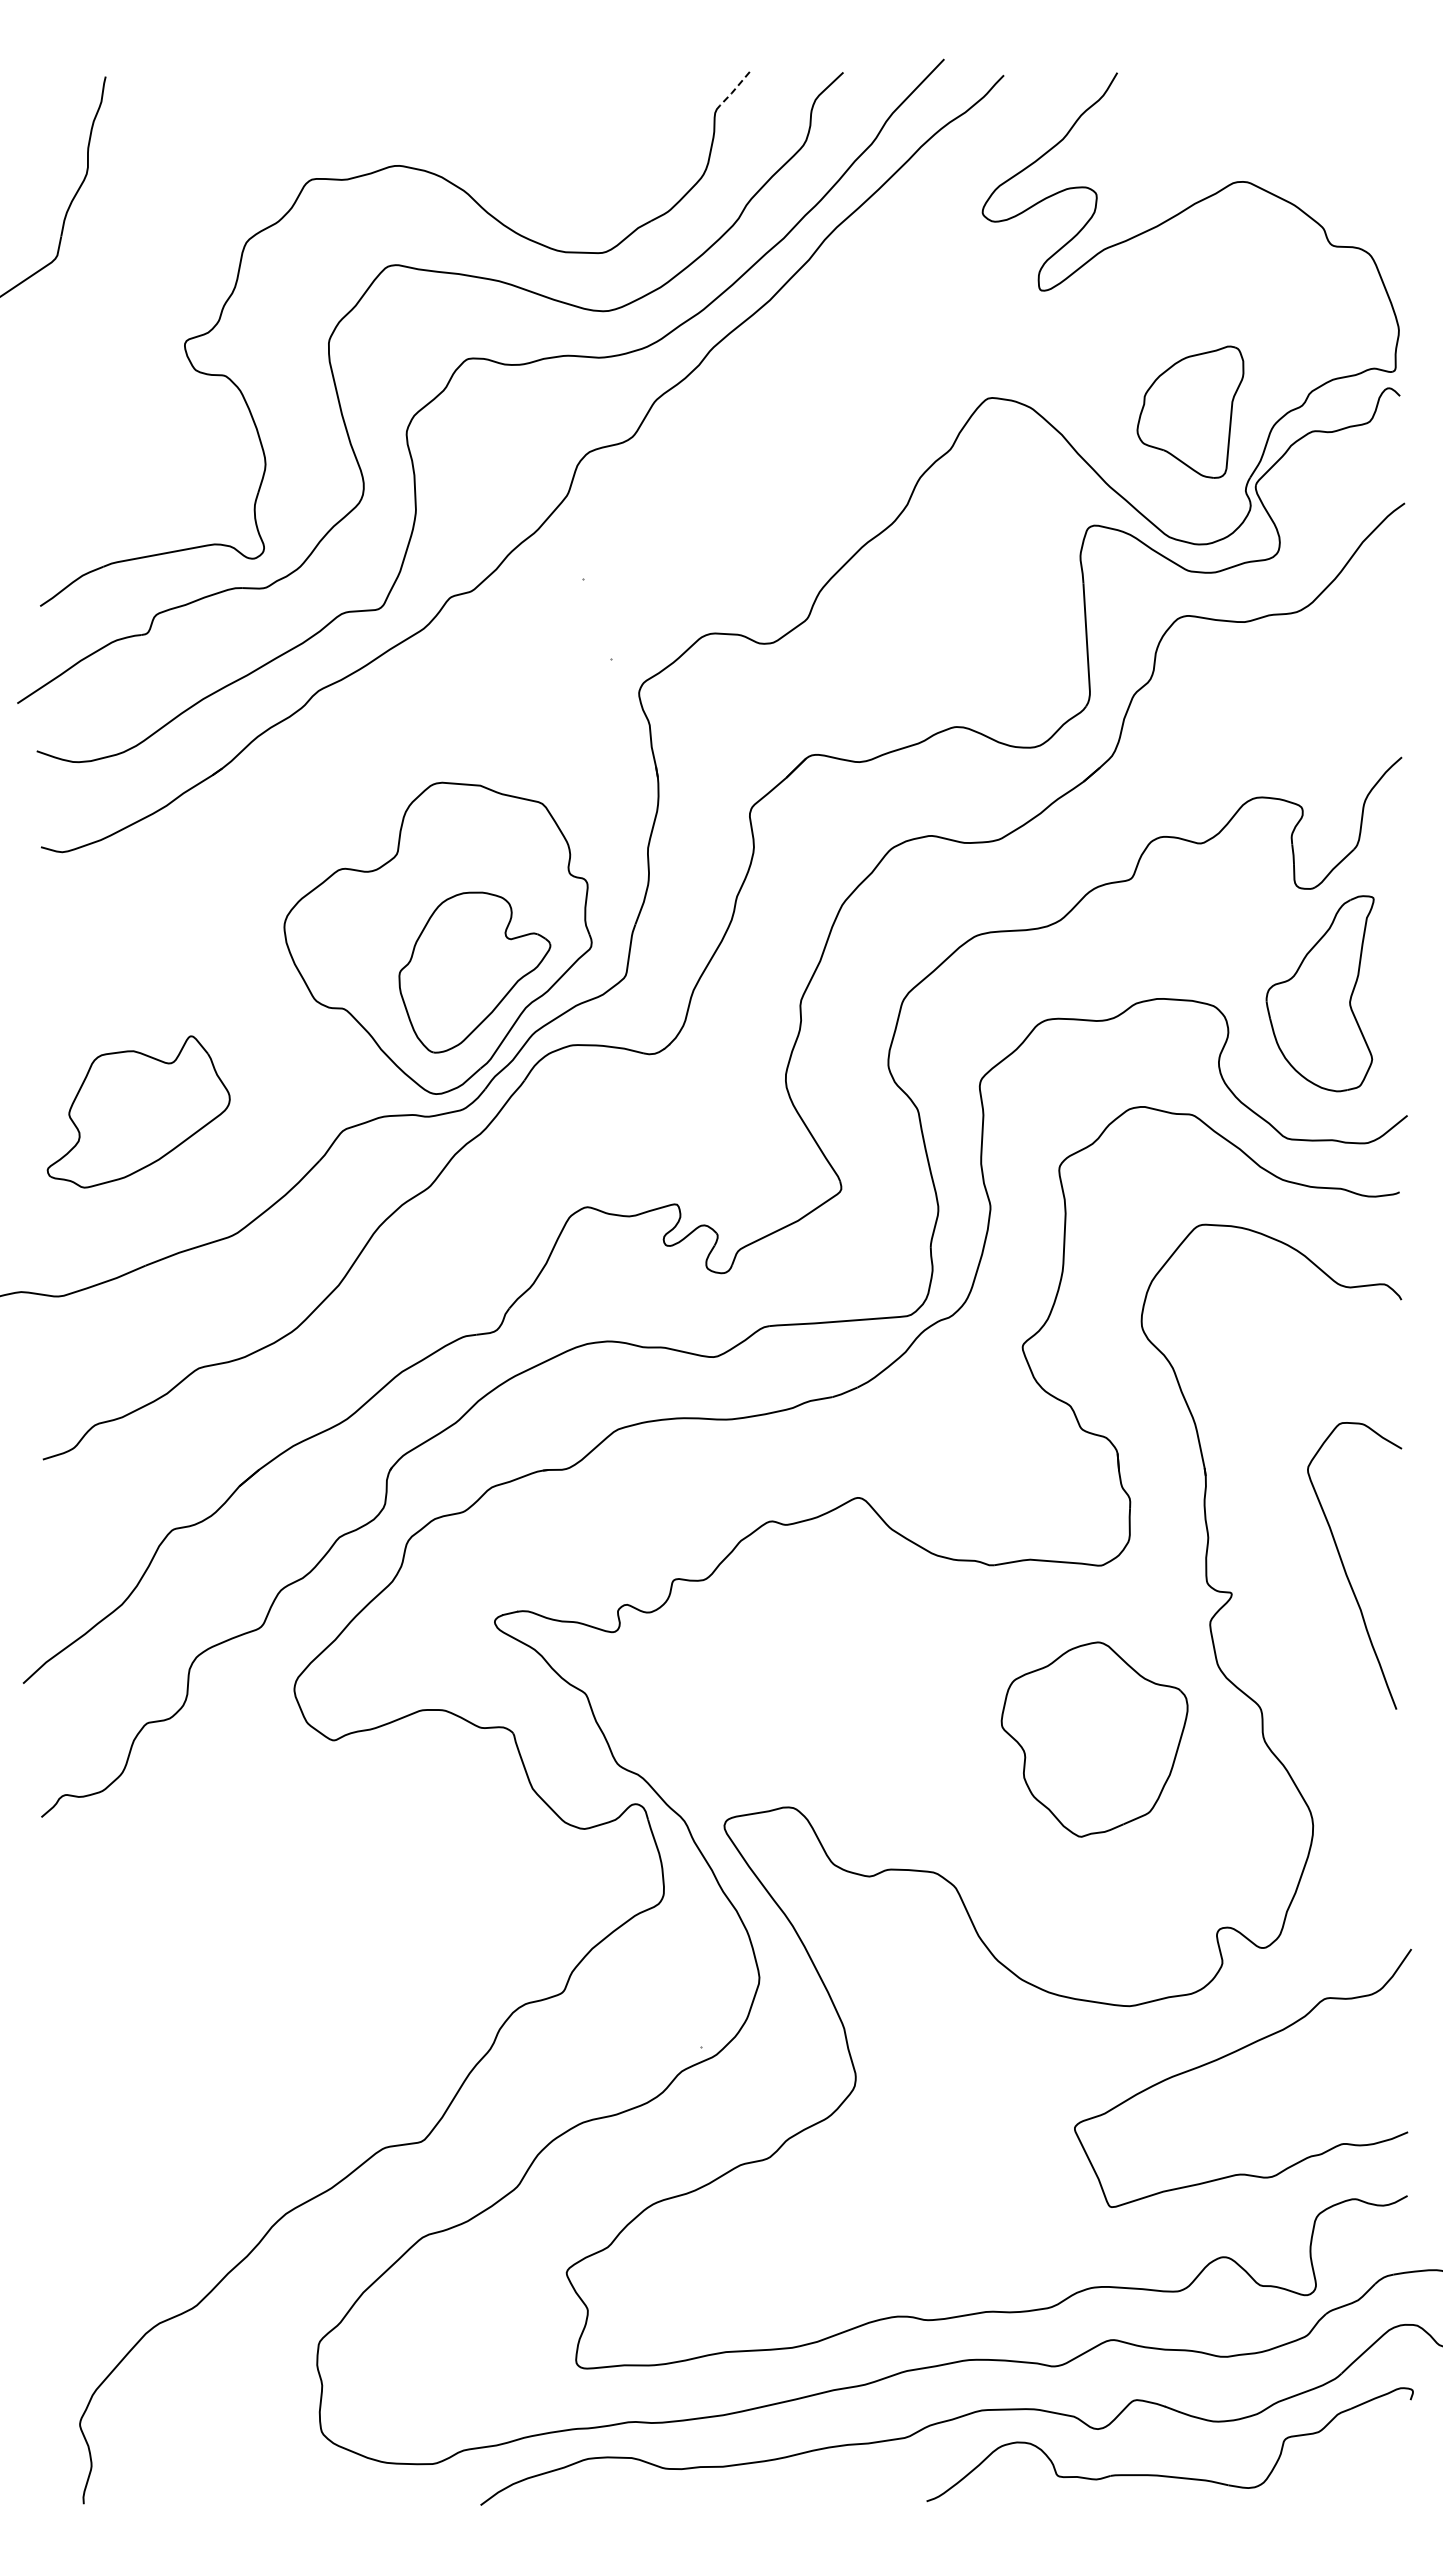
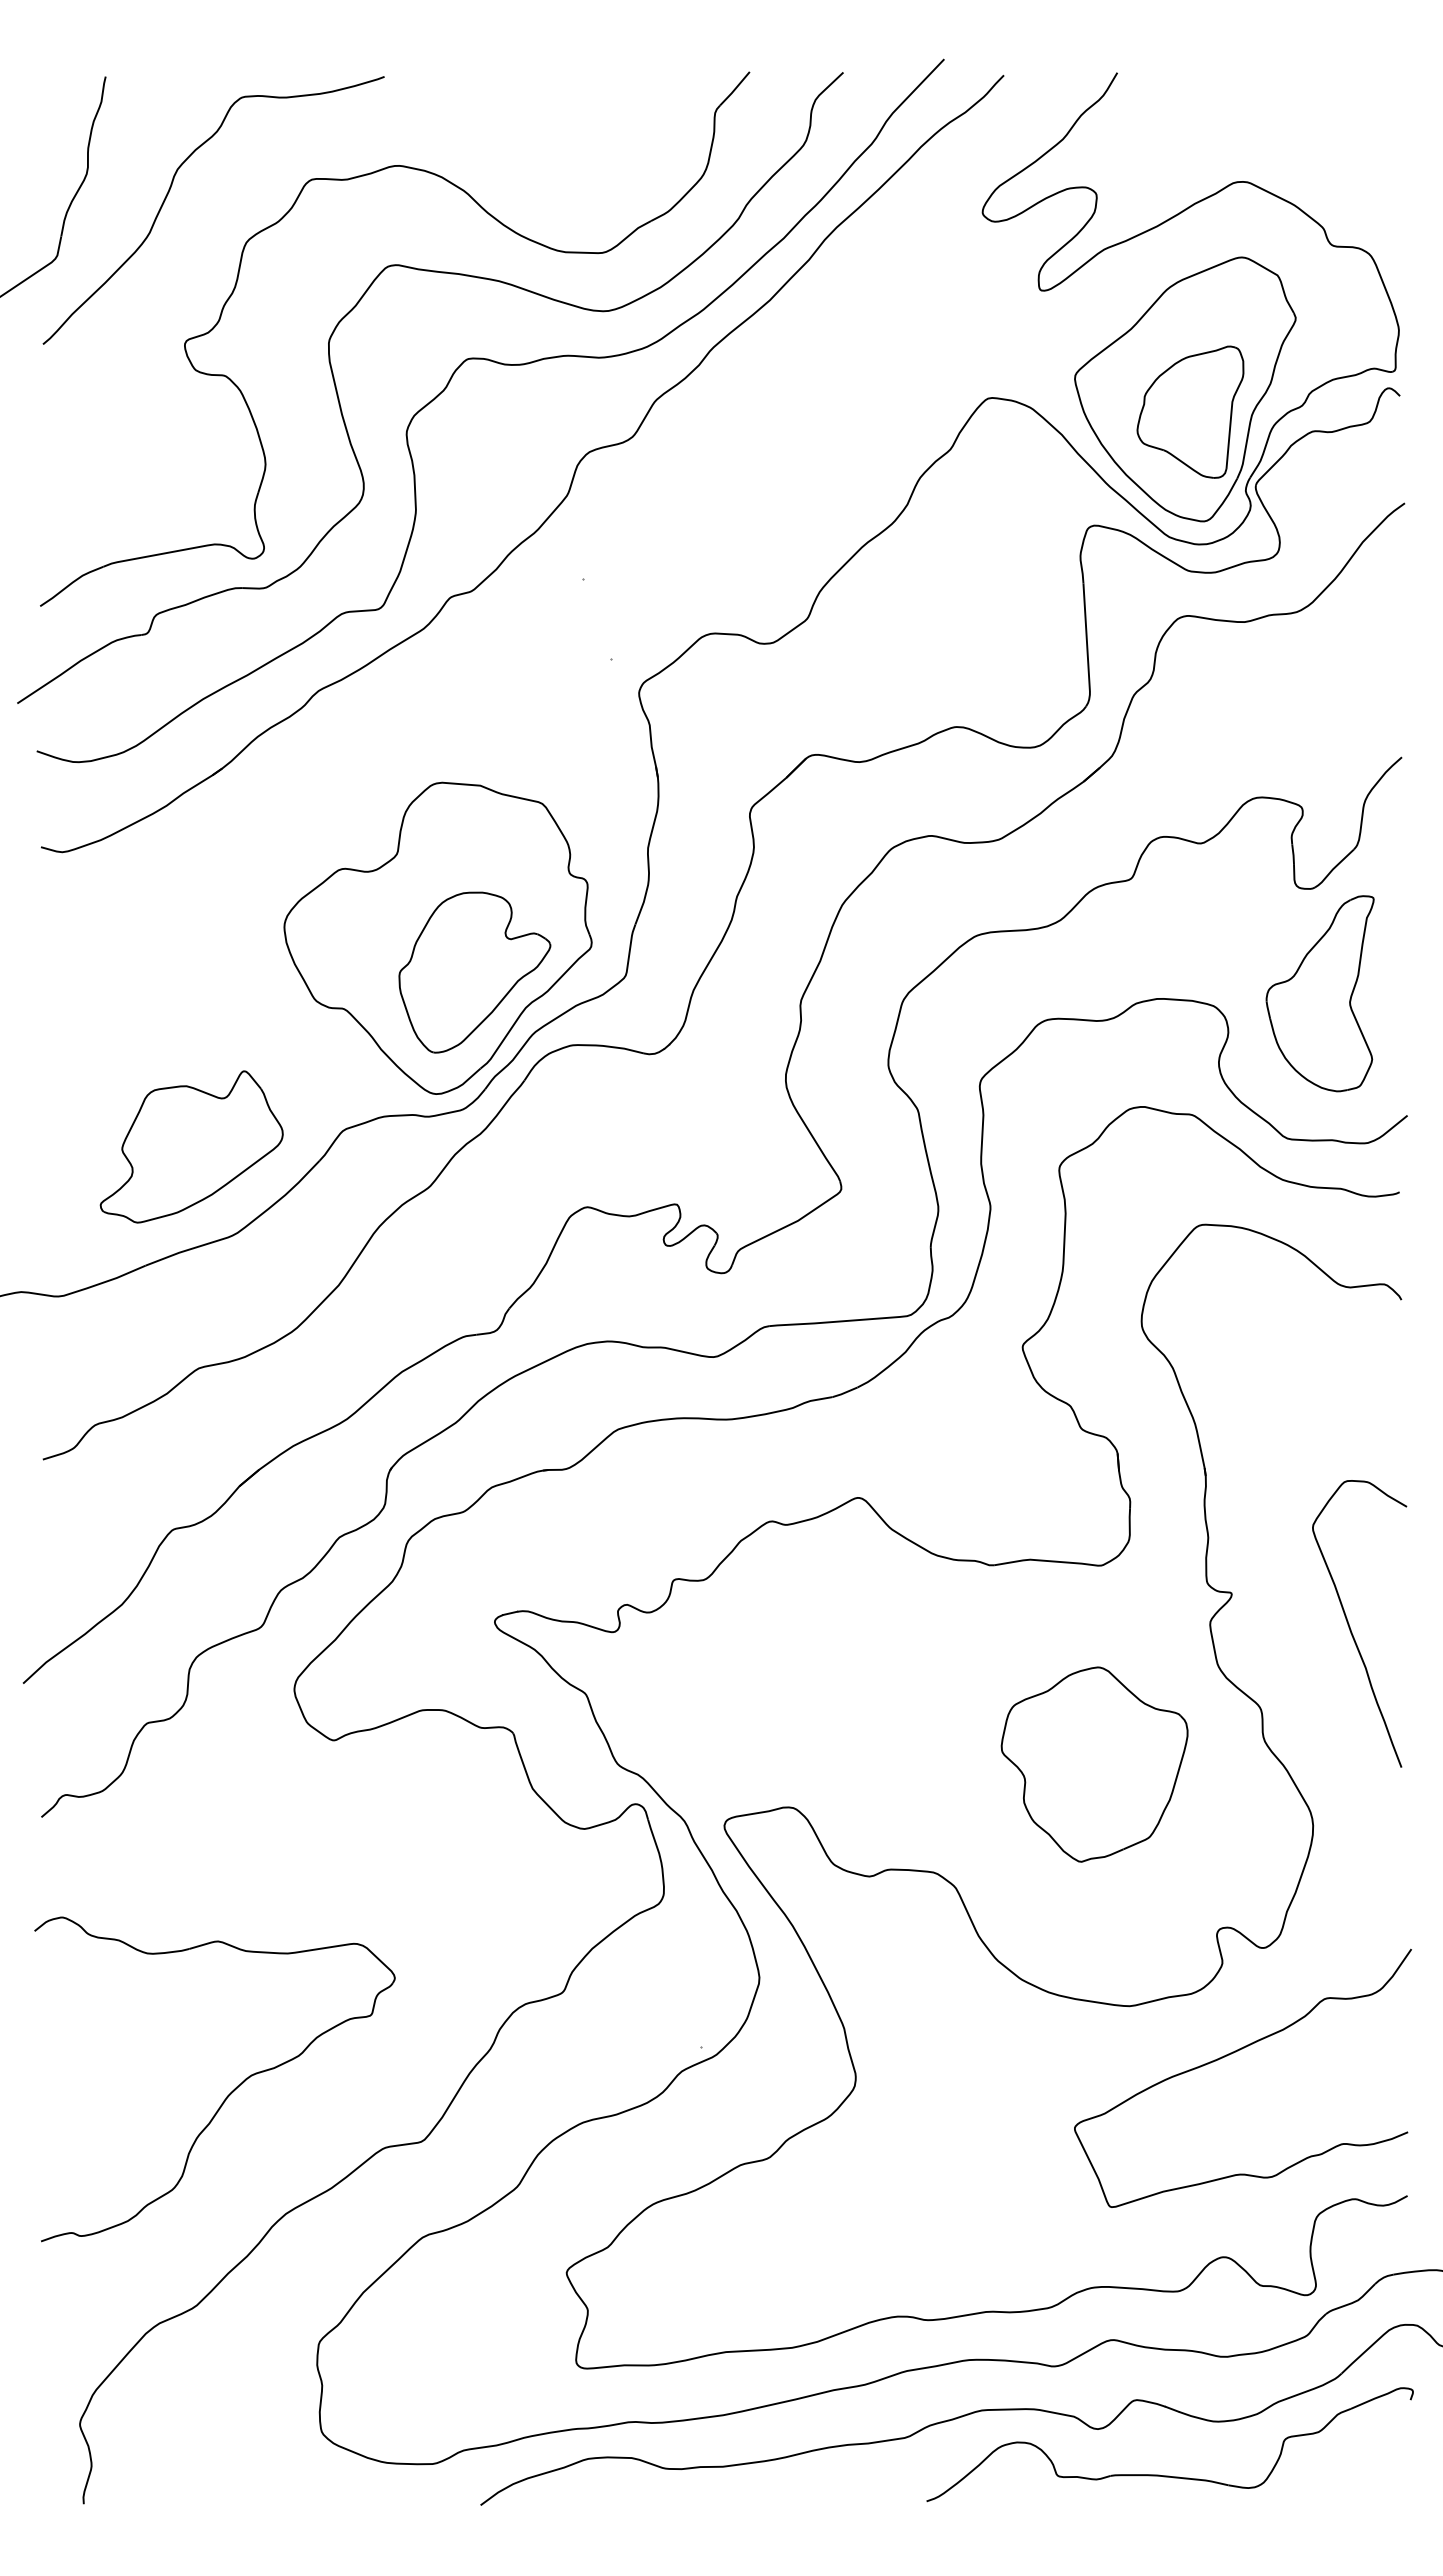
line: dashed -> solid (734, 89)
curve: none -> present (170, 190)
part: none -> present (1185, 389)
part position: (138, 1111) -> (191, 1146) (191, 1146)
curve position: (1345, 1568) -> (1350, 1626) (1350, 1626)
part position: (1094, 1739) -> (1094, 1764) (1094, 1764)
part: none -> present (229, 2093)
